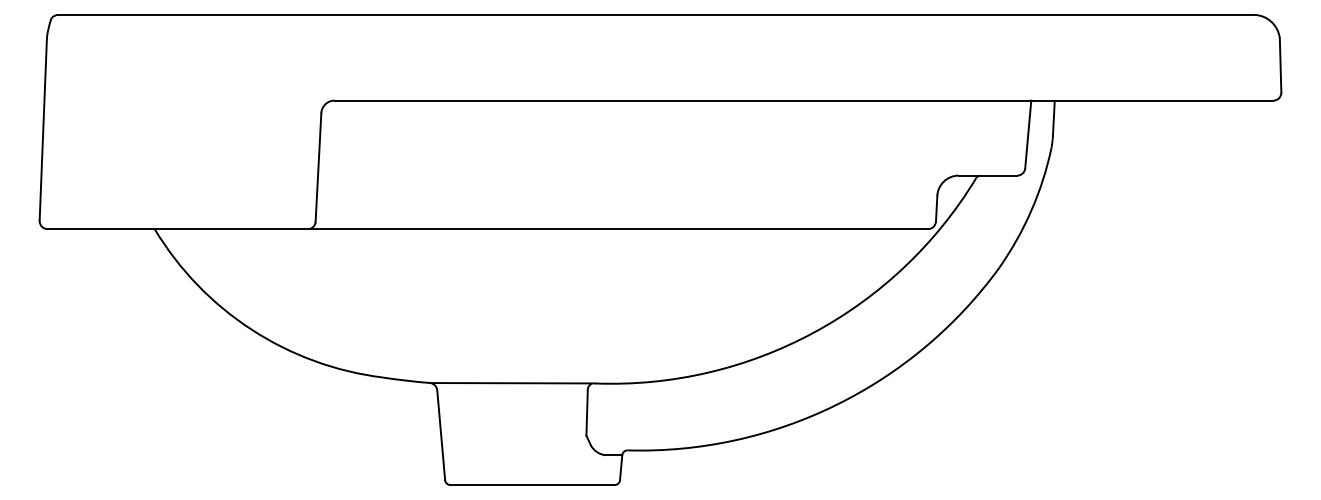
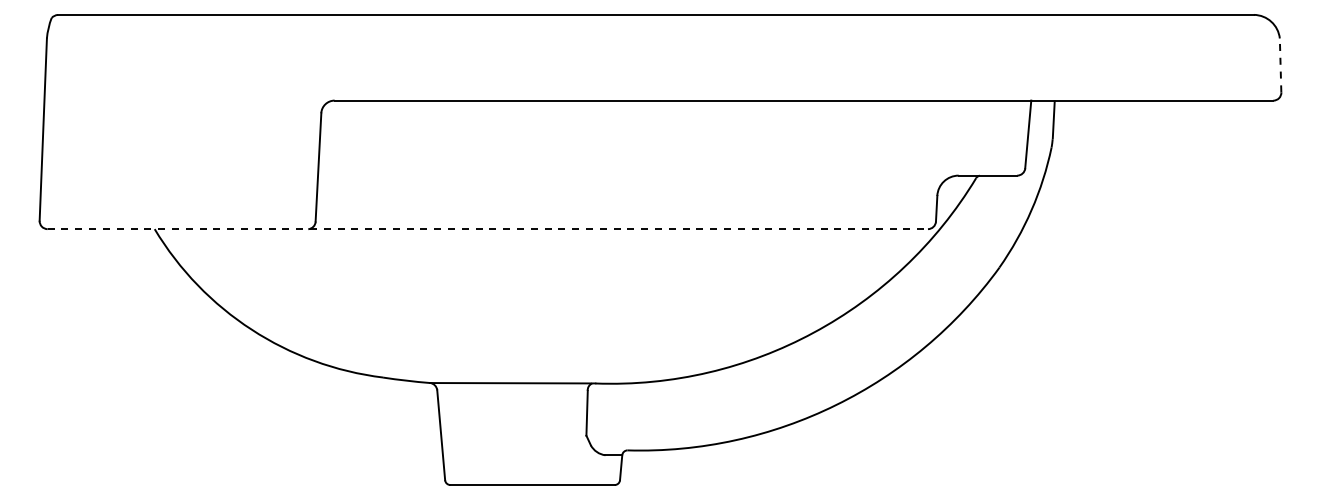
line: solid -> dashed (1280, 65)
line: solid -> dashed (488, 229)
